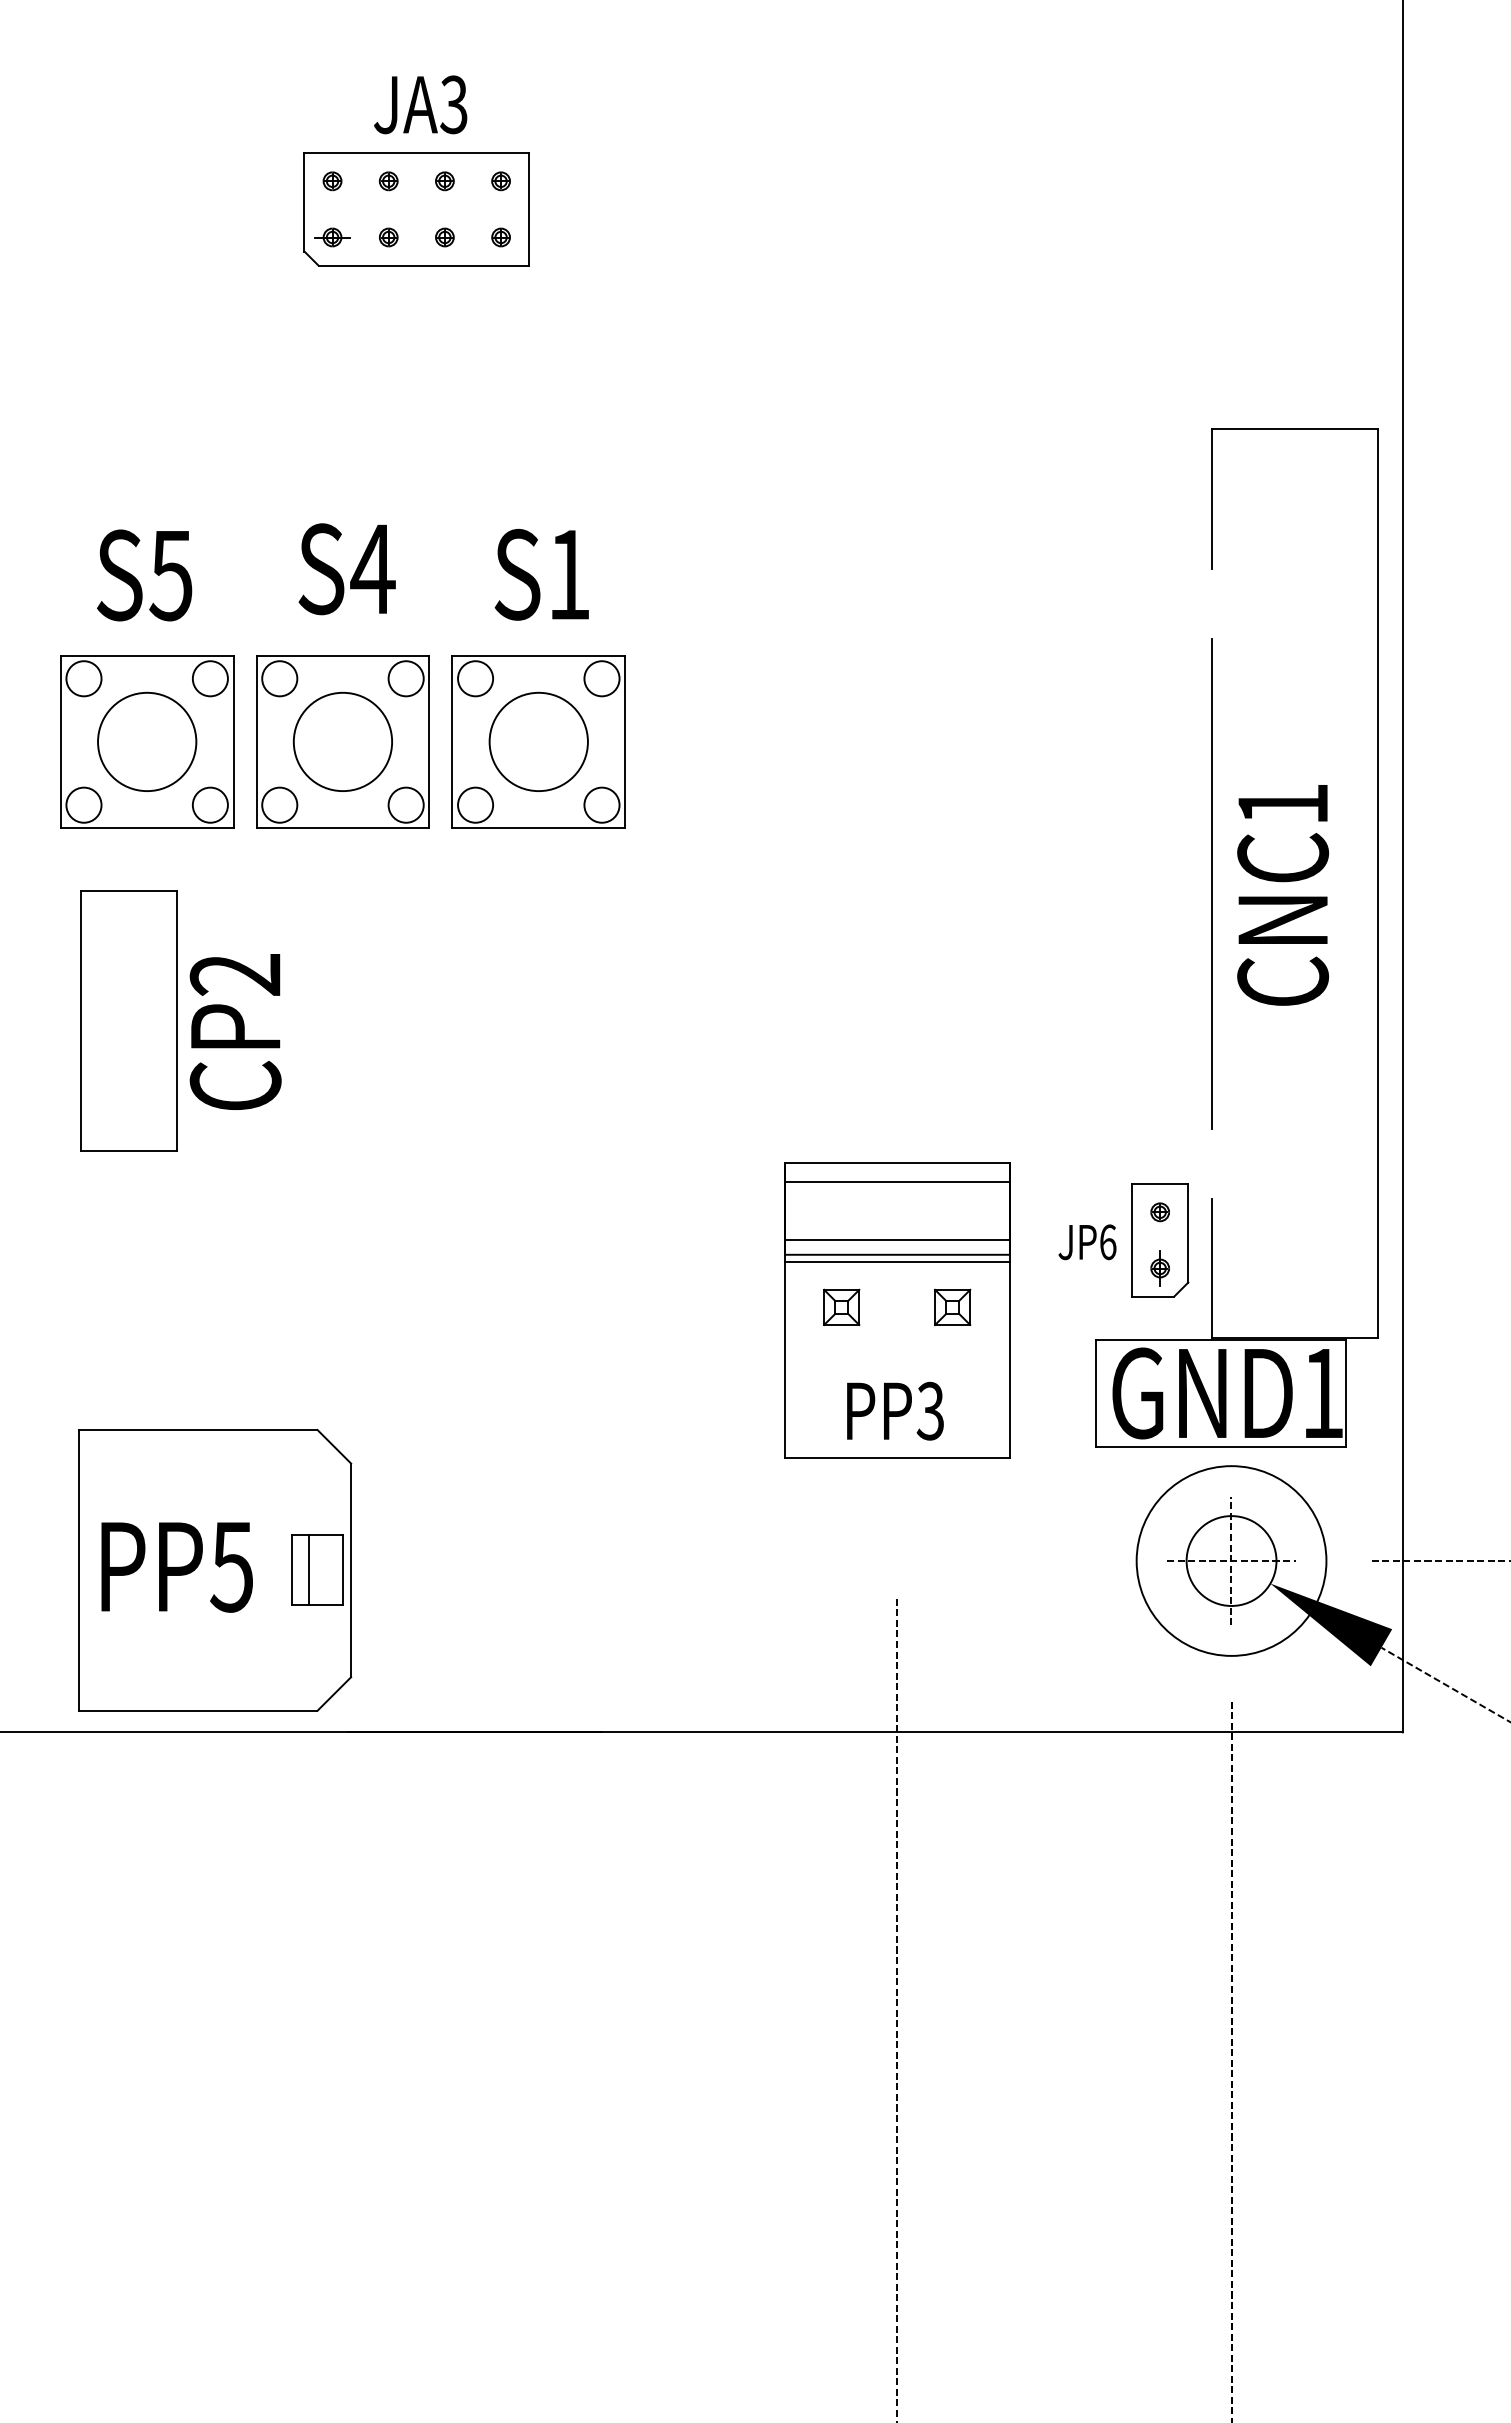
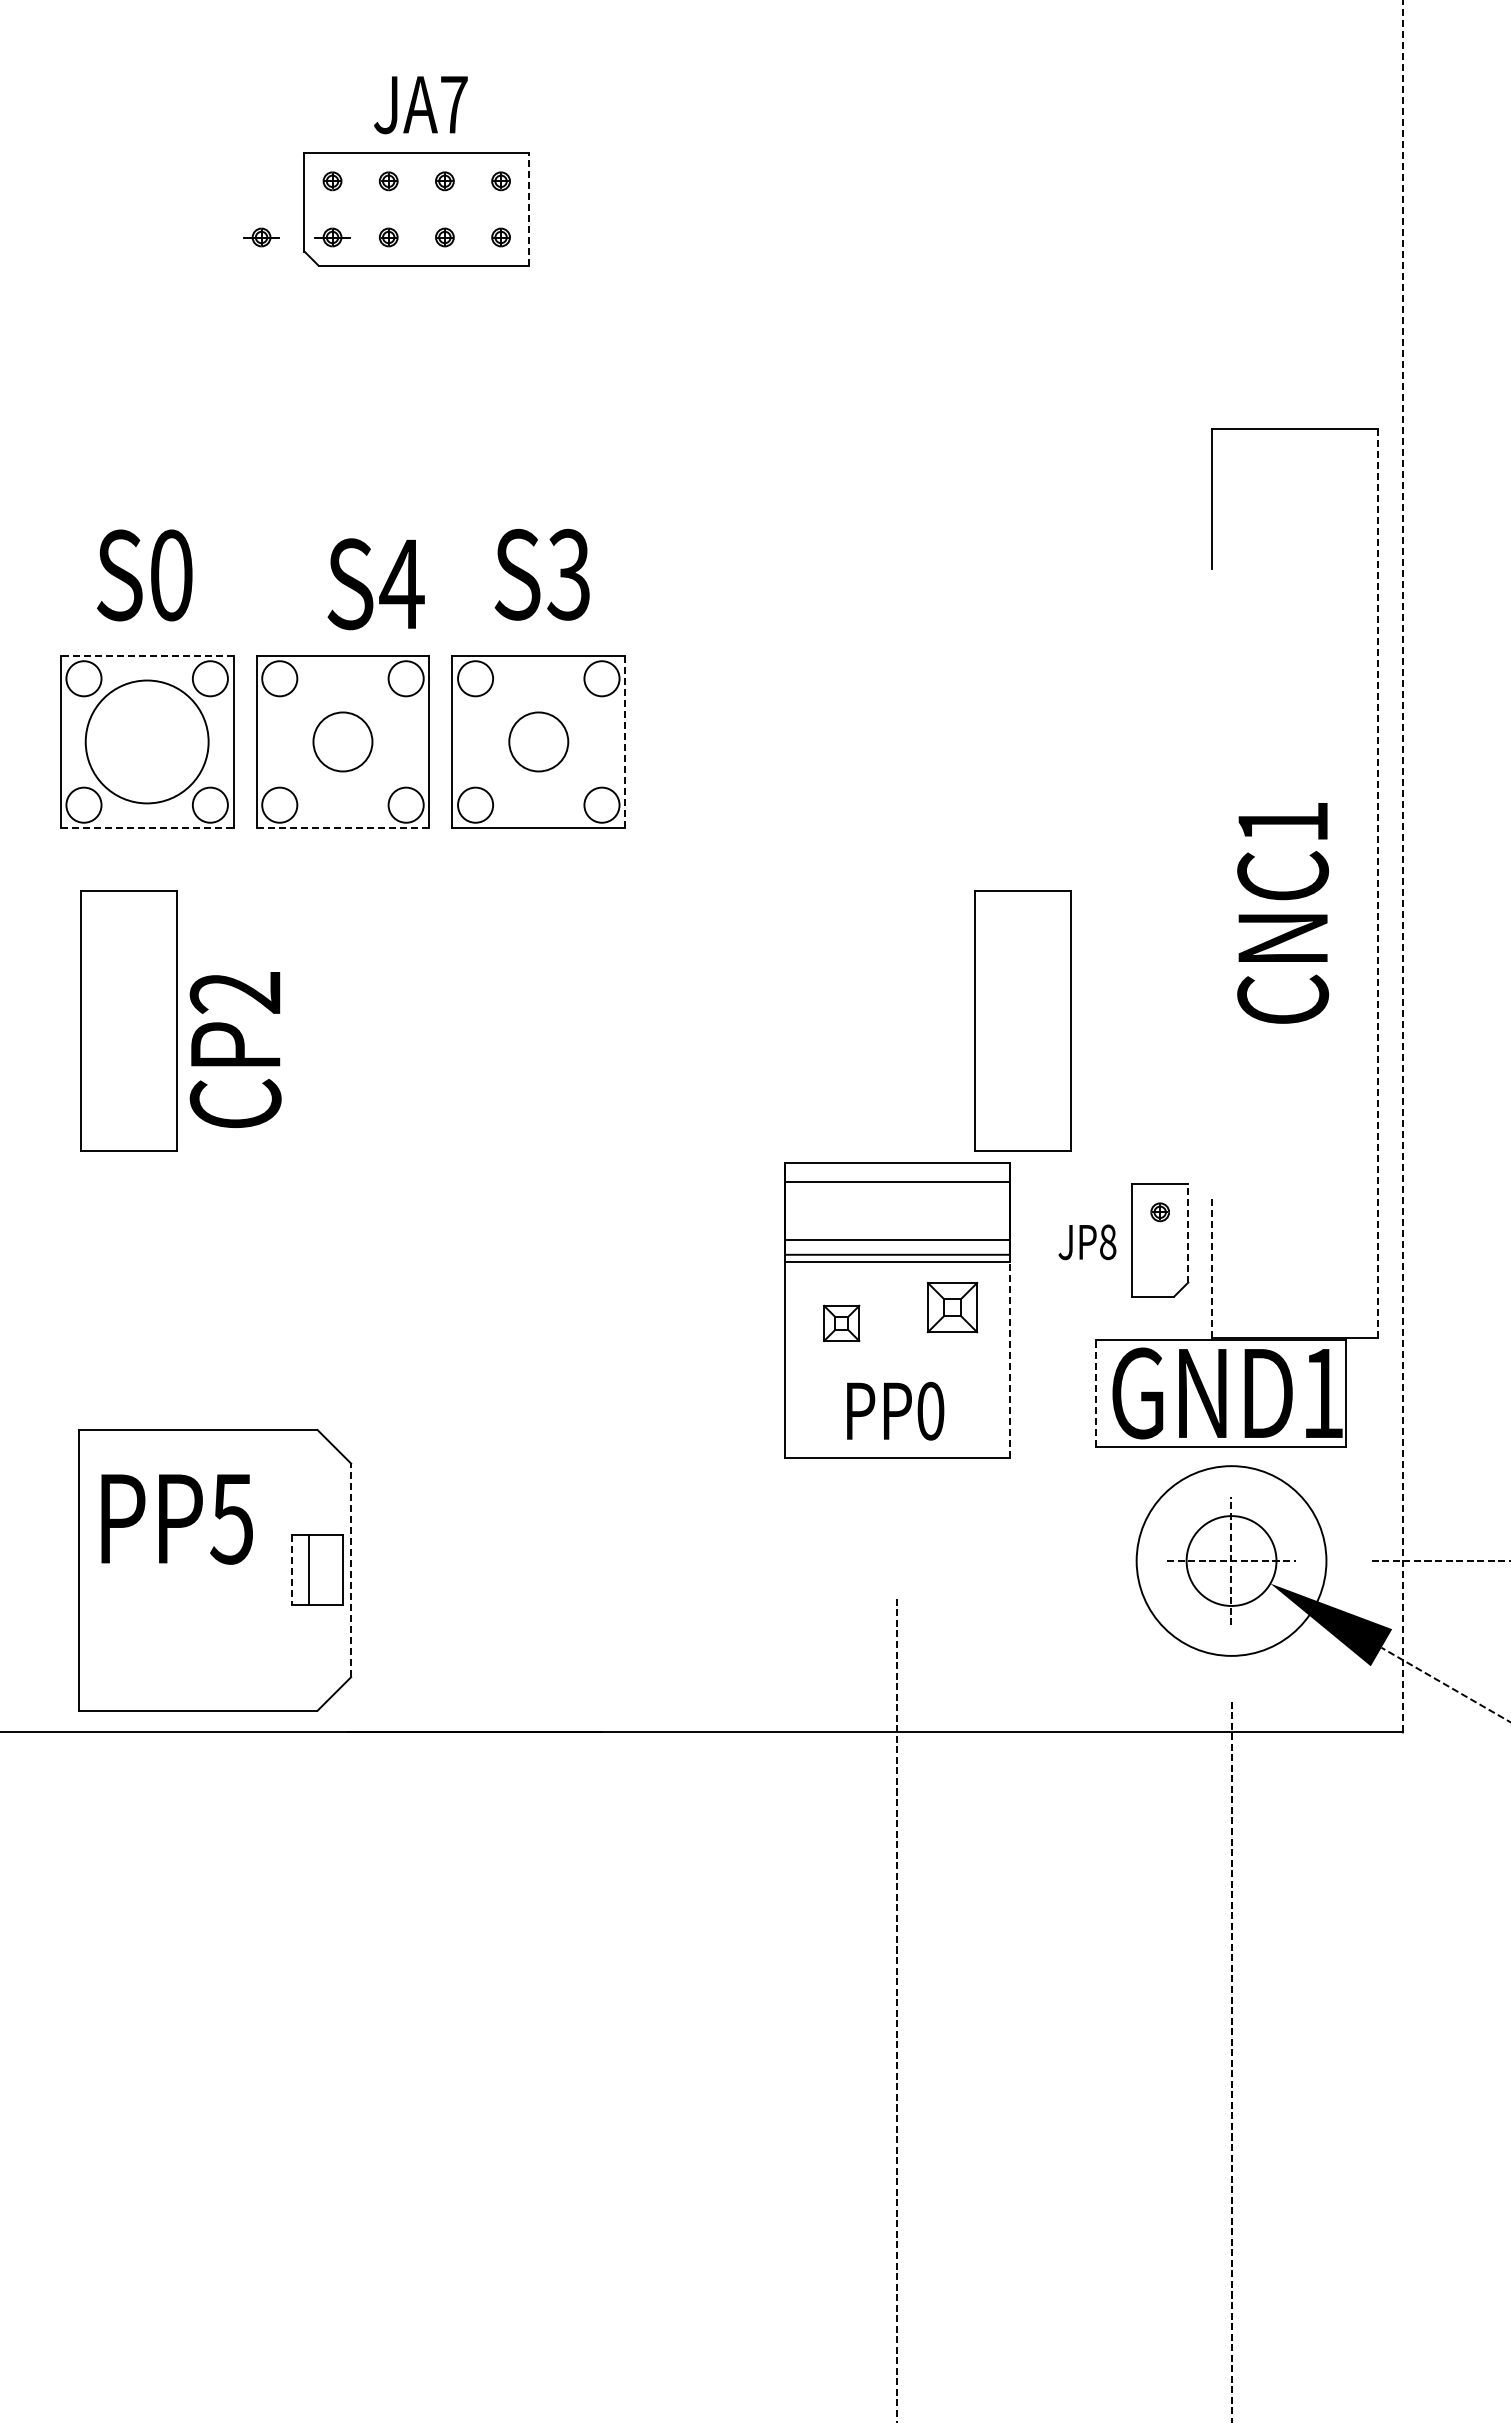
text: JA3 -> JA7 (453, 104)
line: solid -> dashed (529, 208)
part: none -> present (261, 237)
text position: (346, 569) -> (375, 584) (375, 584)
text: S1 -> S3 (568, 574)
text: S5 -> S0 (170, 575)
line: solid -> dashed (146, 655)
circle diameter: 98 px -> 123 px (146, 741)
circle diameter: 98 px -> 59 px (342, 741)
circle diameter: 98 px -> 59 px (538, 741)
line: solid -> dashed (625, 741)
line: solid -> dashed (147, 828)
line: solid -> dashed (343, 828)
line: solid -> dashed (1402, 866)
line: present -> none (1211, 883)
line: solid -> dashed (1377, 883)
text position: (1282, 895) -> (1282, 913) (1282, 913)
part: none -> present (1022, 1020)
text position: (235, 1031) -> (235, 1049) (235, 1049)
line: solid -> dashed (1188, 1232)
text: JP6 -> JP8 (1108, 1242)
part: present -> none (1159, 1268)
line: solid -> dashed (1211, 1268)
part position: (841, 1306) -> (841, 1322) (841, 1322)
part size: 38x38 px -> 53x52 px (952, 1307)
line: solid -> dashed (1009, 1359)
line: solid -> dashed (1095, 1393)
text: PP3 -> PP0 (930, 1411)
text position: (176, 1567) -> (176, 1519) (176, 1519)
line: solid -> dashed (292, 1570)
line: solid -> dashed (351, 1570)
